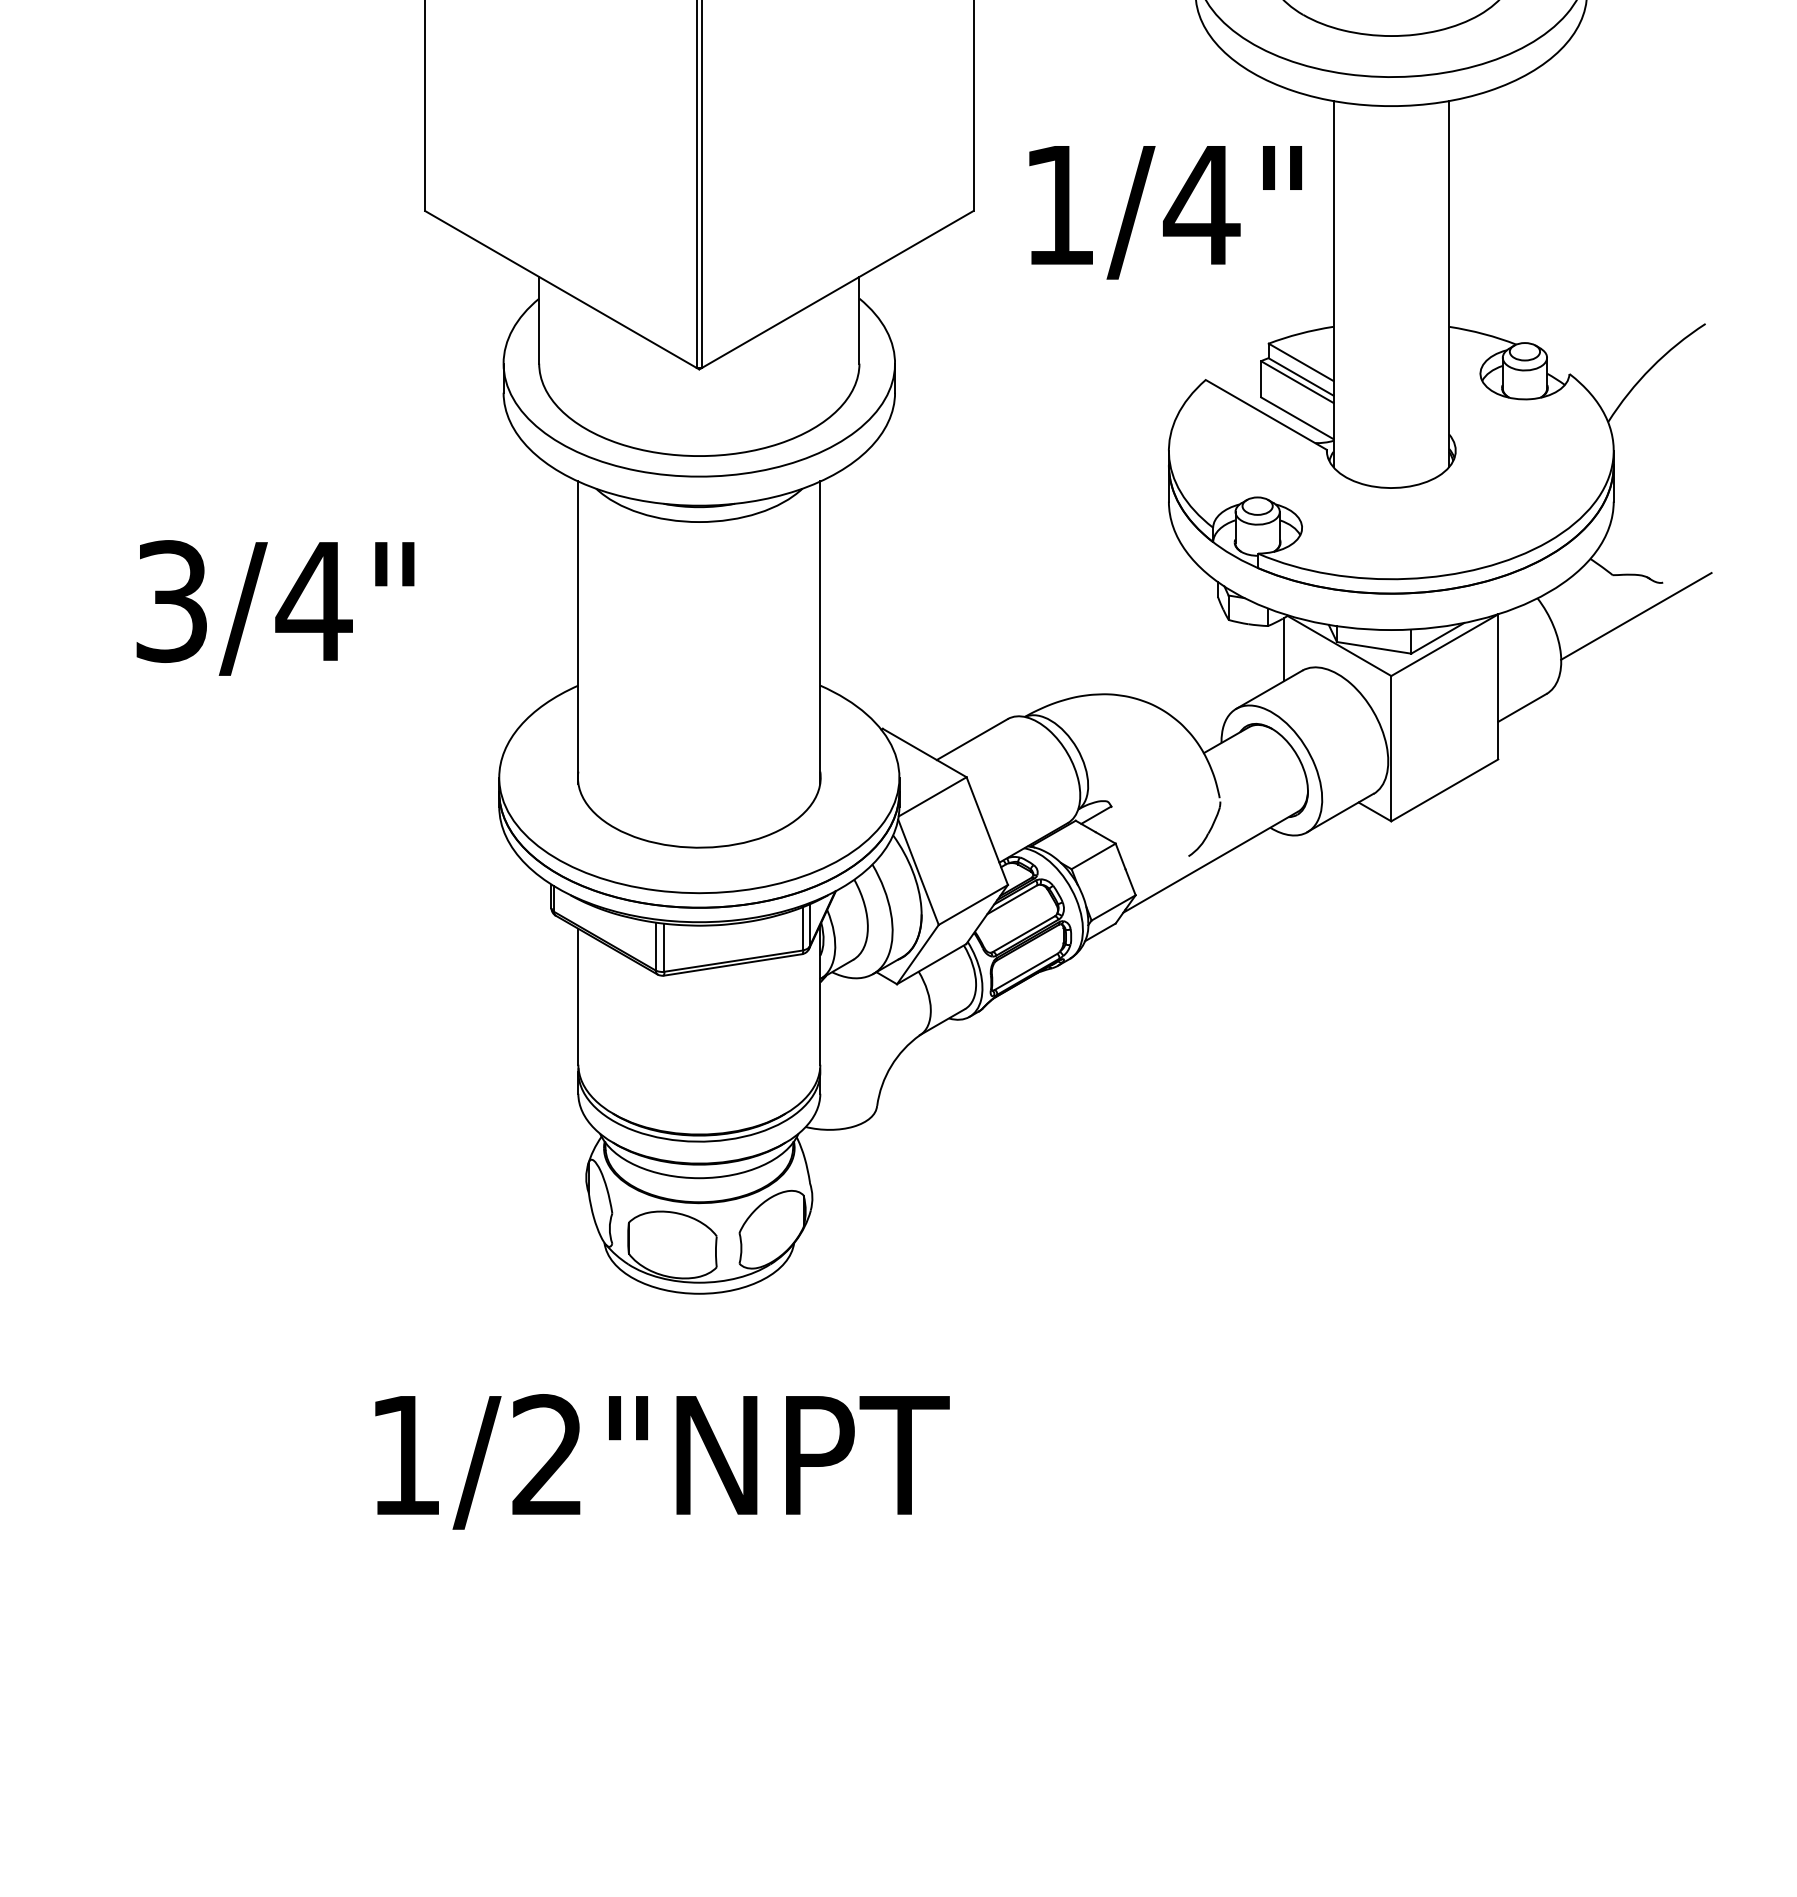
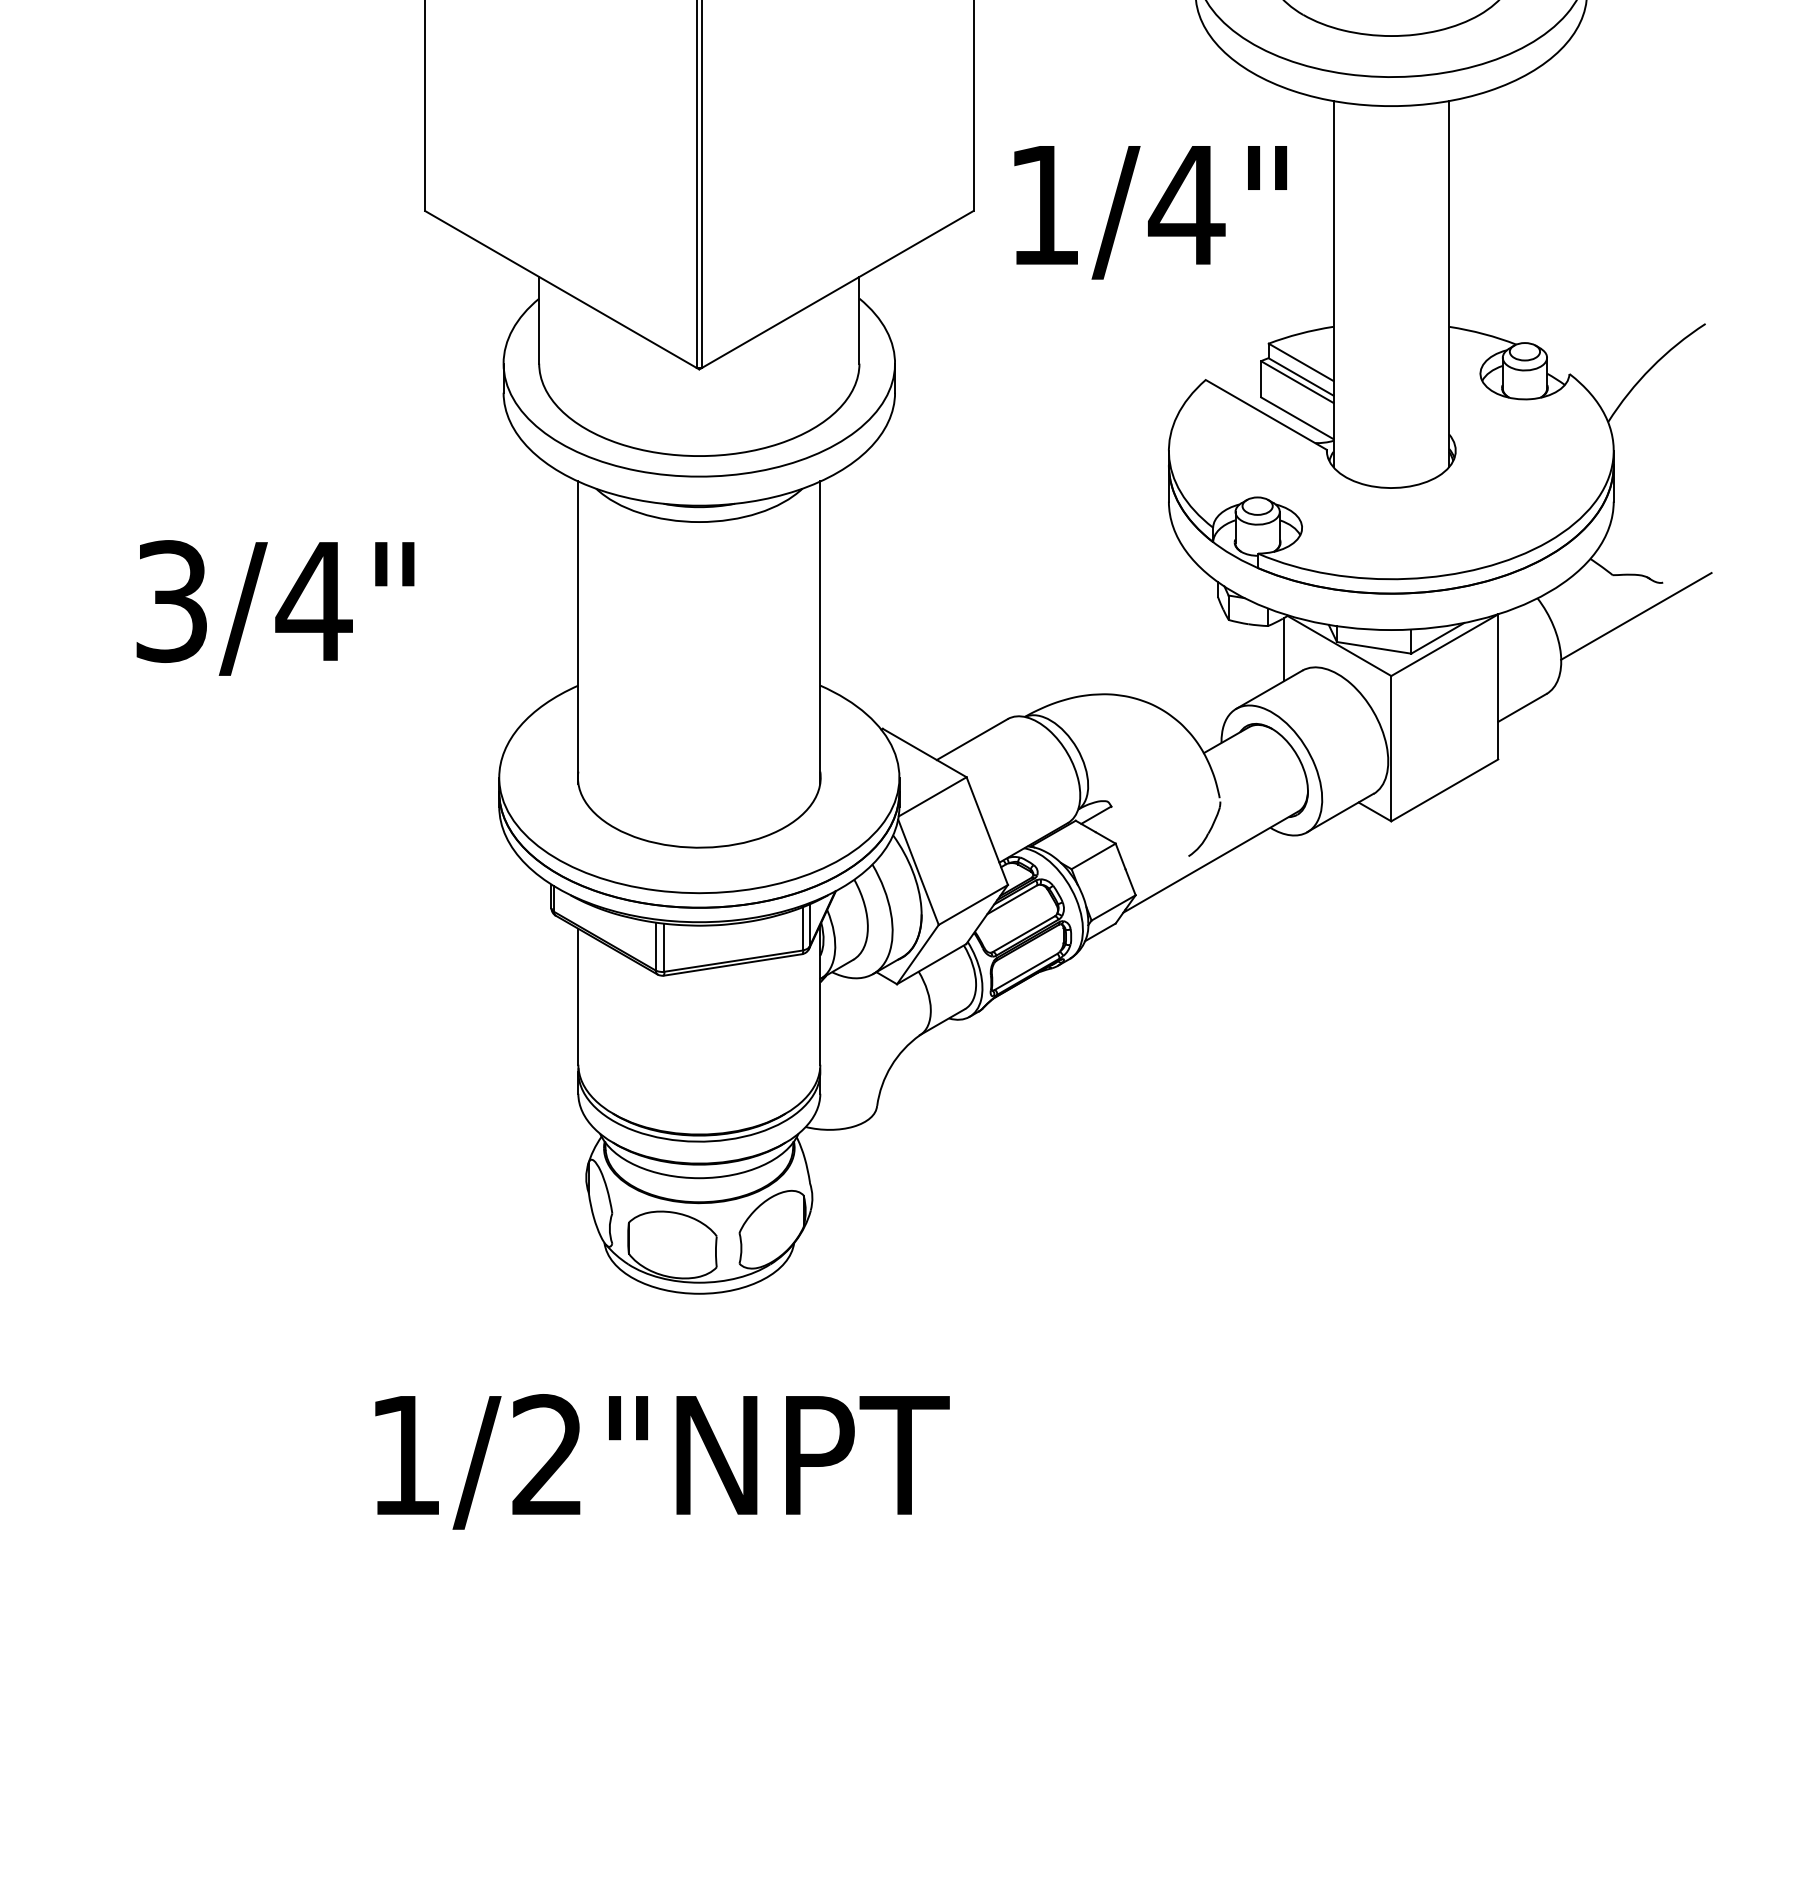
text position: (1165, 212) -> (1150, 212) (1150, 212)
